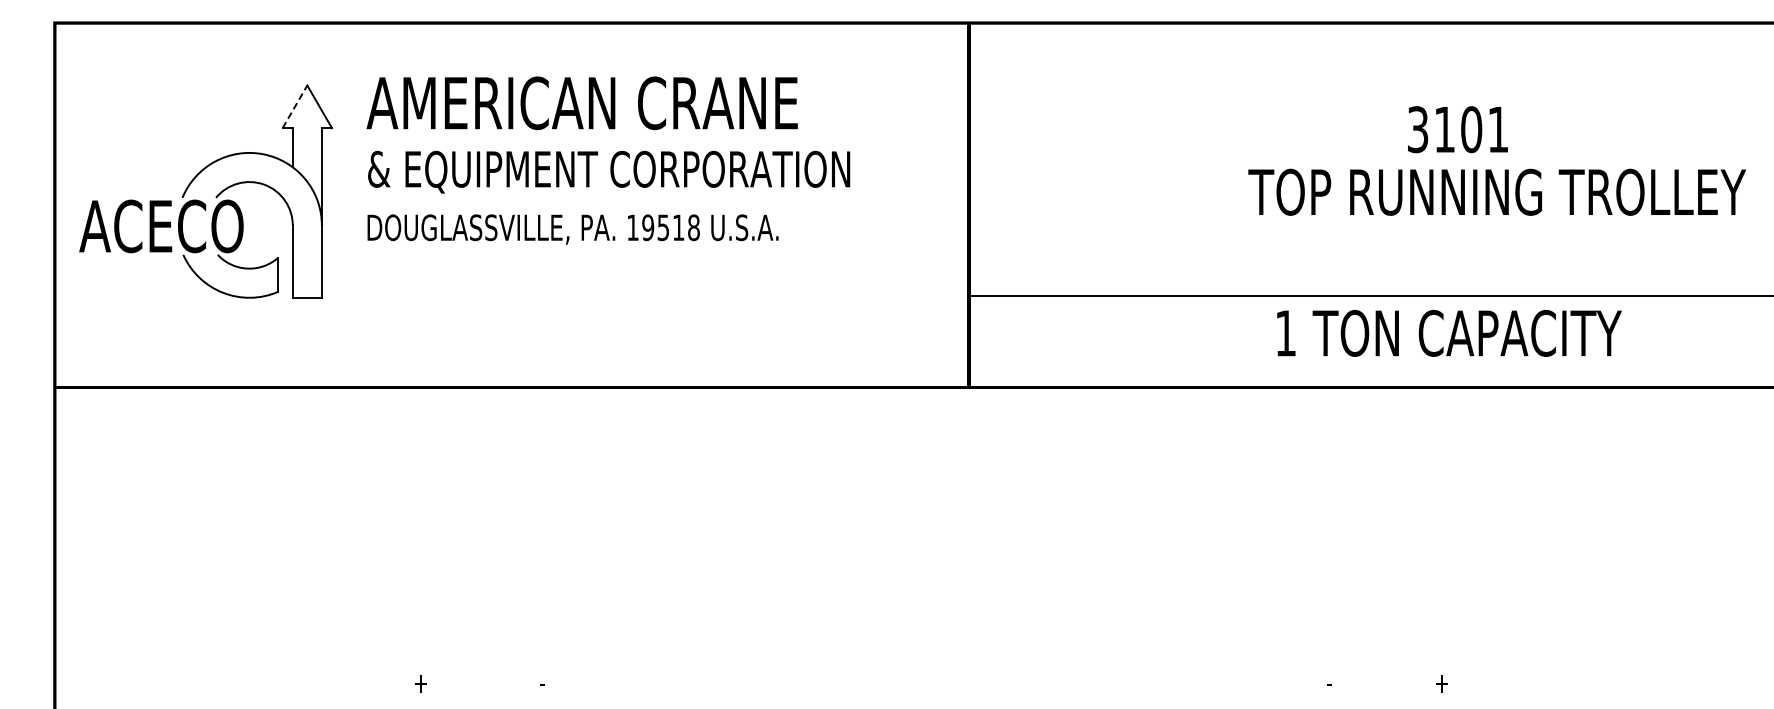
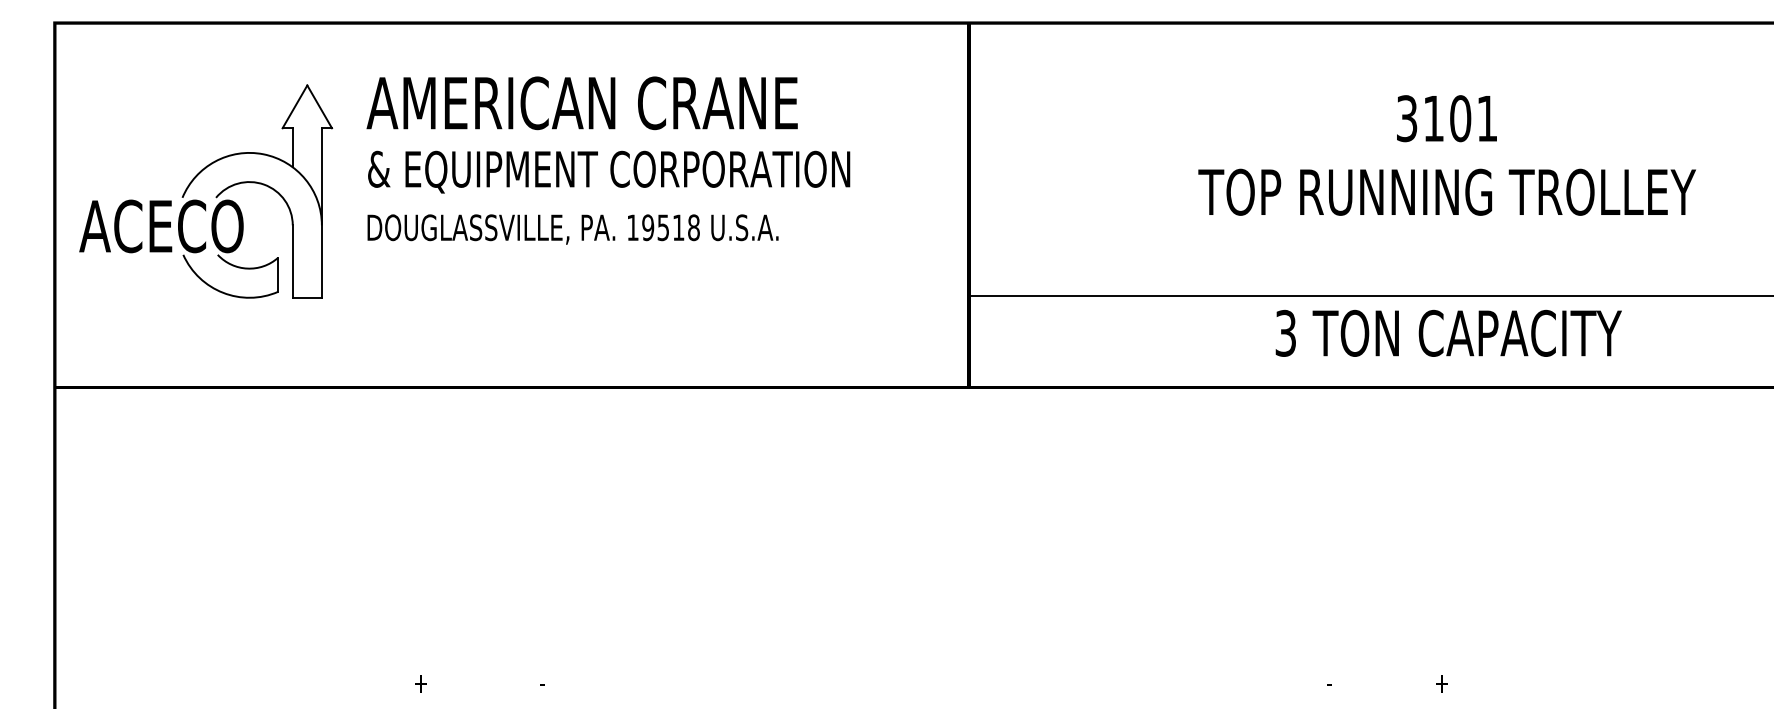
line: dashed -> solid (294, 106)
text position: (1457, 129) -> (1446, 118) (1446, 118)
text position: (1496, 191) -> (1446, 191) (1446, 191)
text: 1 -> 3 (1285, 332)
